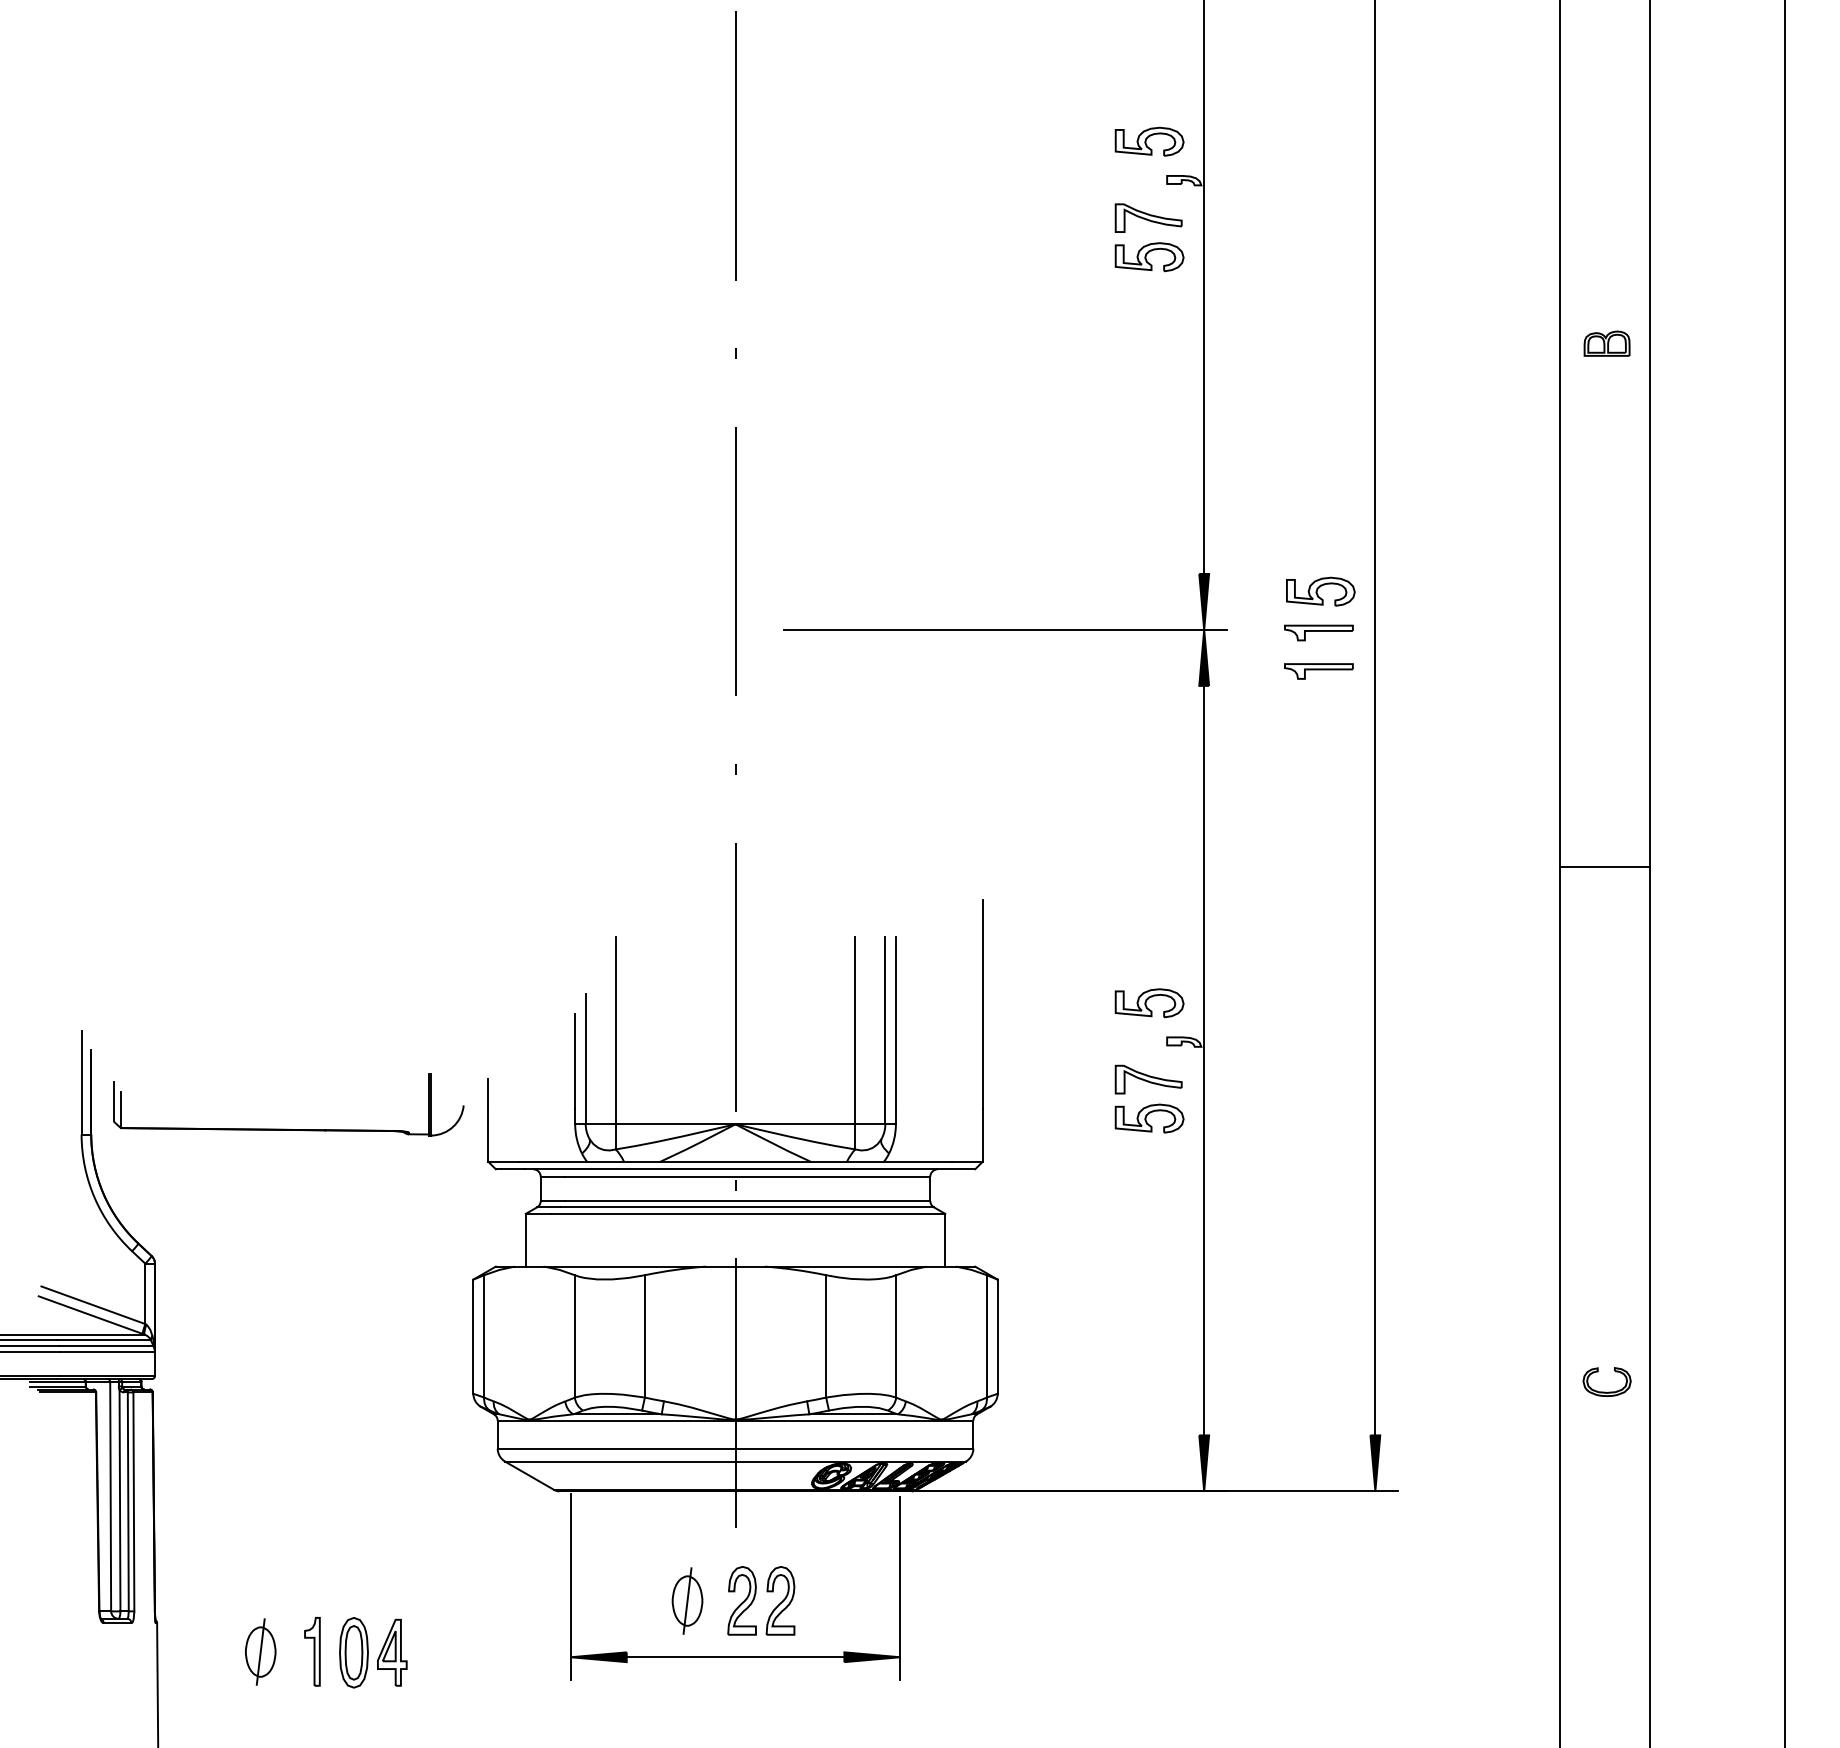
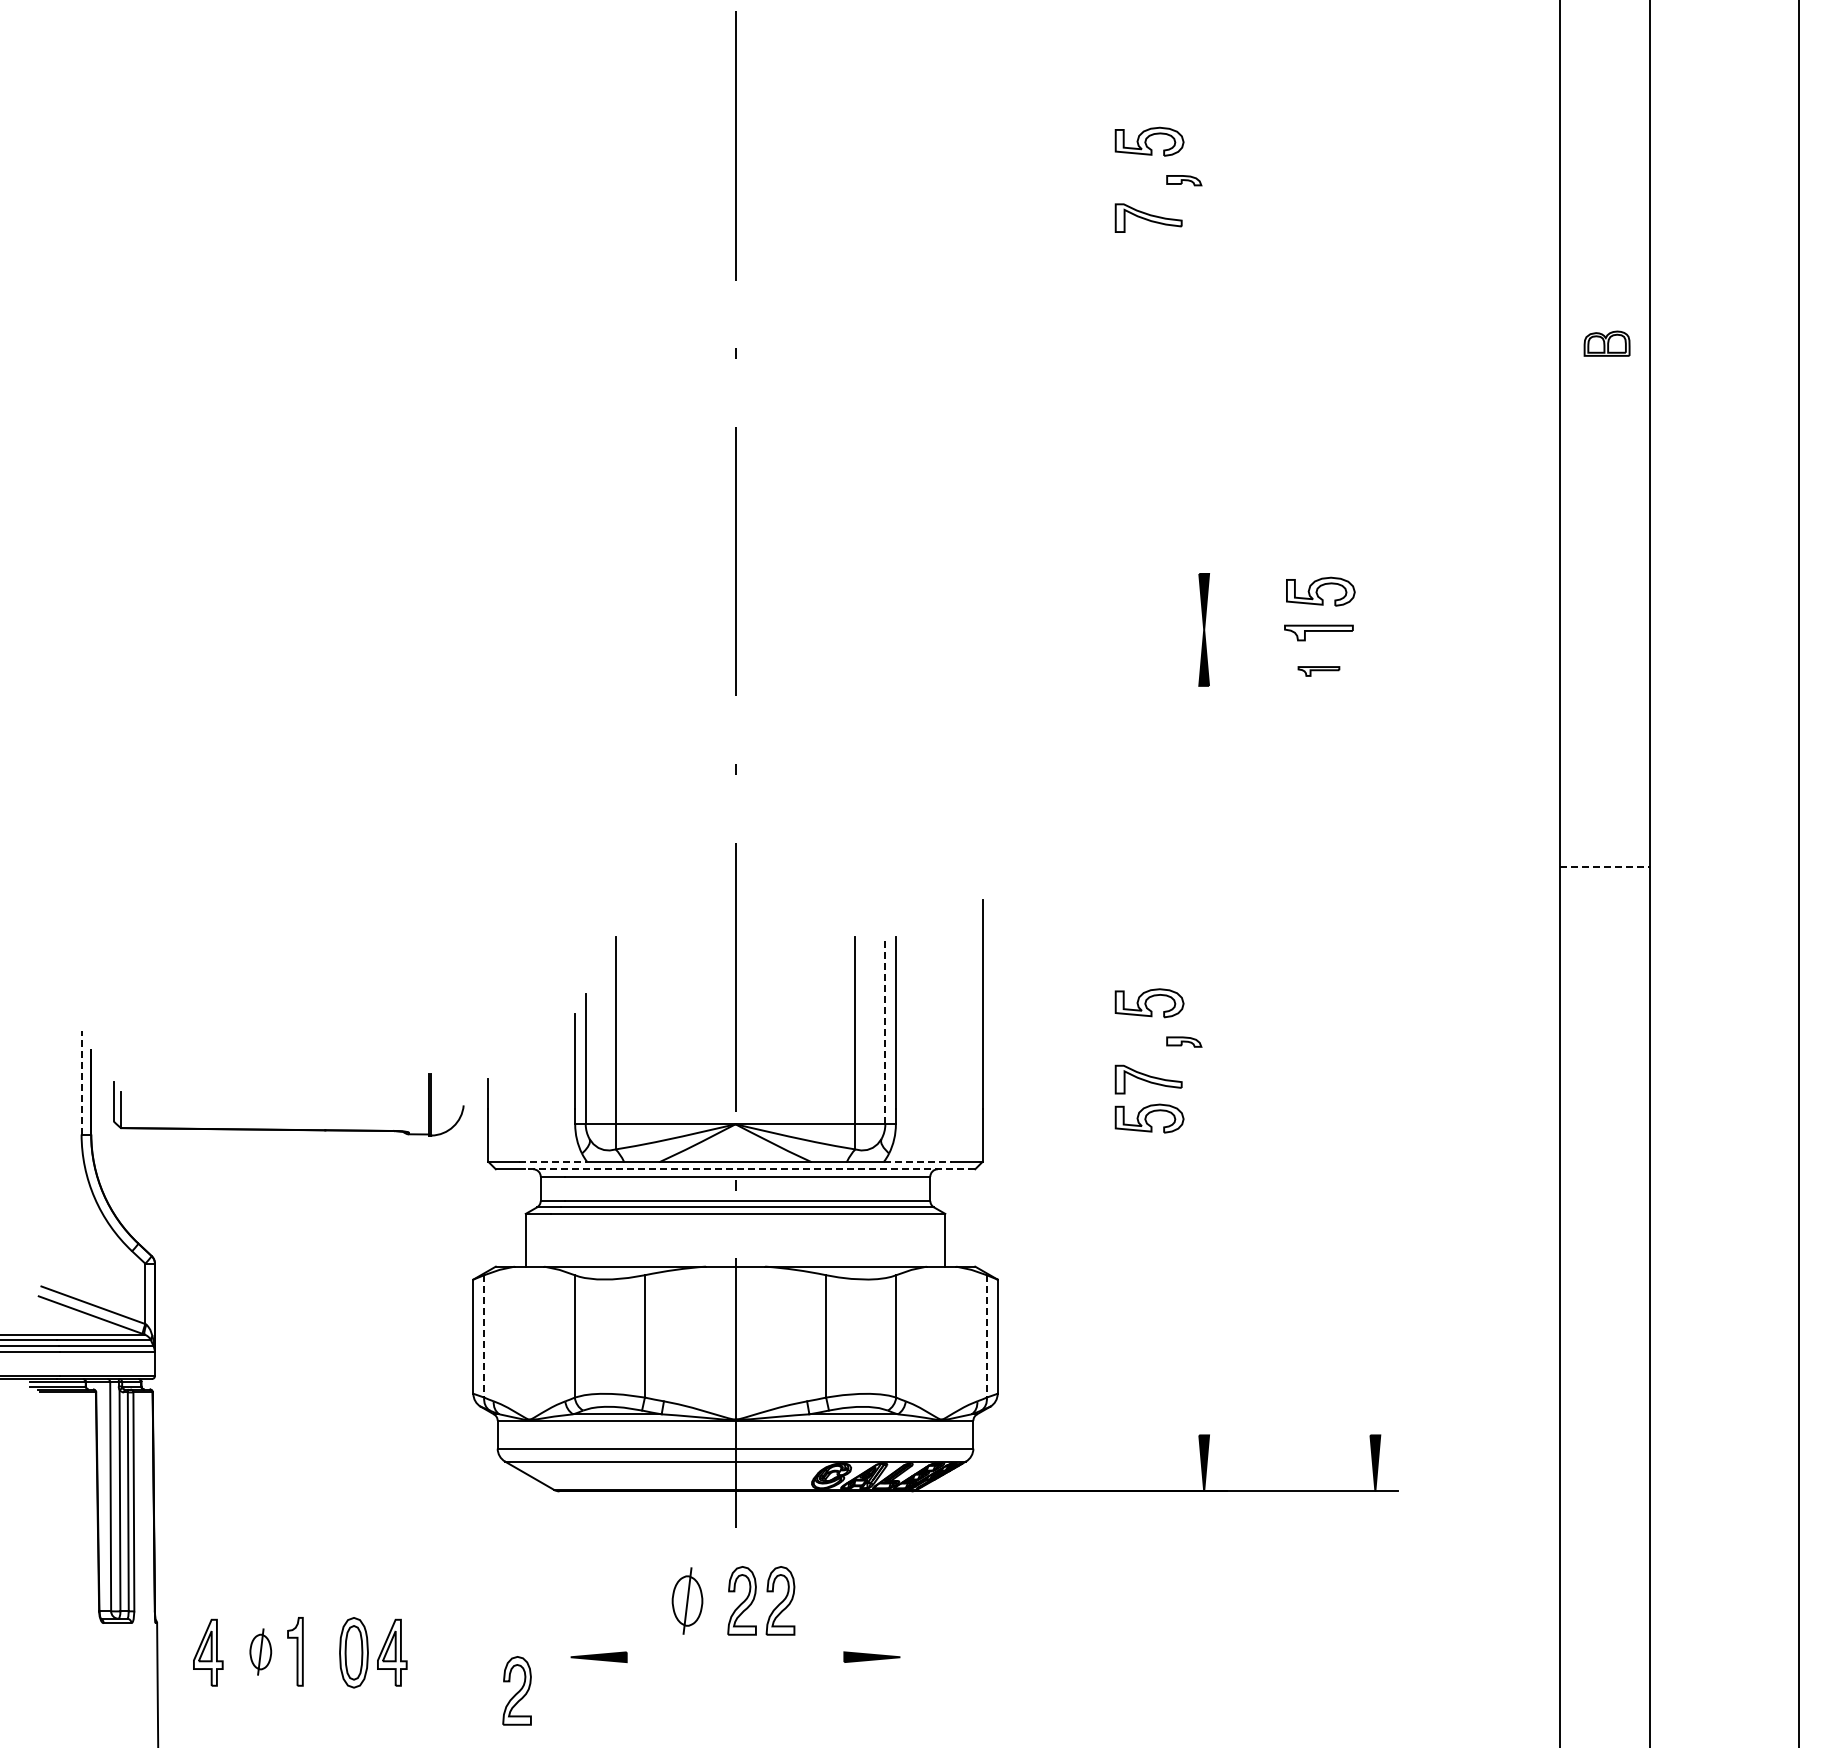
part: present -> none (1149, 257)
line: present -> none (1204, 287)
line: present -> none (1004, 629)
part size: 70x17 px -> 44x11 px (1318, 671)
line: present -> none (1375, 718)
line: solid -> dashed (1605, 866)
line position: (1784, 873) -> (1798, 873) (1798, 873)
line: solid -> dashed (885, 1030)
line: present -> none (1204, 1060)
line: solid -> dashed (81, 1082)
line: solid -> dashed (553, 1161)
line: solid -> dashed (918, 1161)
line: solid -> dashed (749, 1169)
line: solid -> dashed (484, 1336)
line: solid -> dashed (986, 1336)
part: present -> none (1605, 1391)
line: present -> none (570, 1586)
line: present -> none (900, 1588)
part size: 32x68 px -> 24x48 px (260, 1651)
part position: (312, 1651) -> (295, 1651) (295, 1651)
part: none -> present (208, 1652)
line: present -> none (735, 1657)
part: none -> present (516, 1690)
